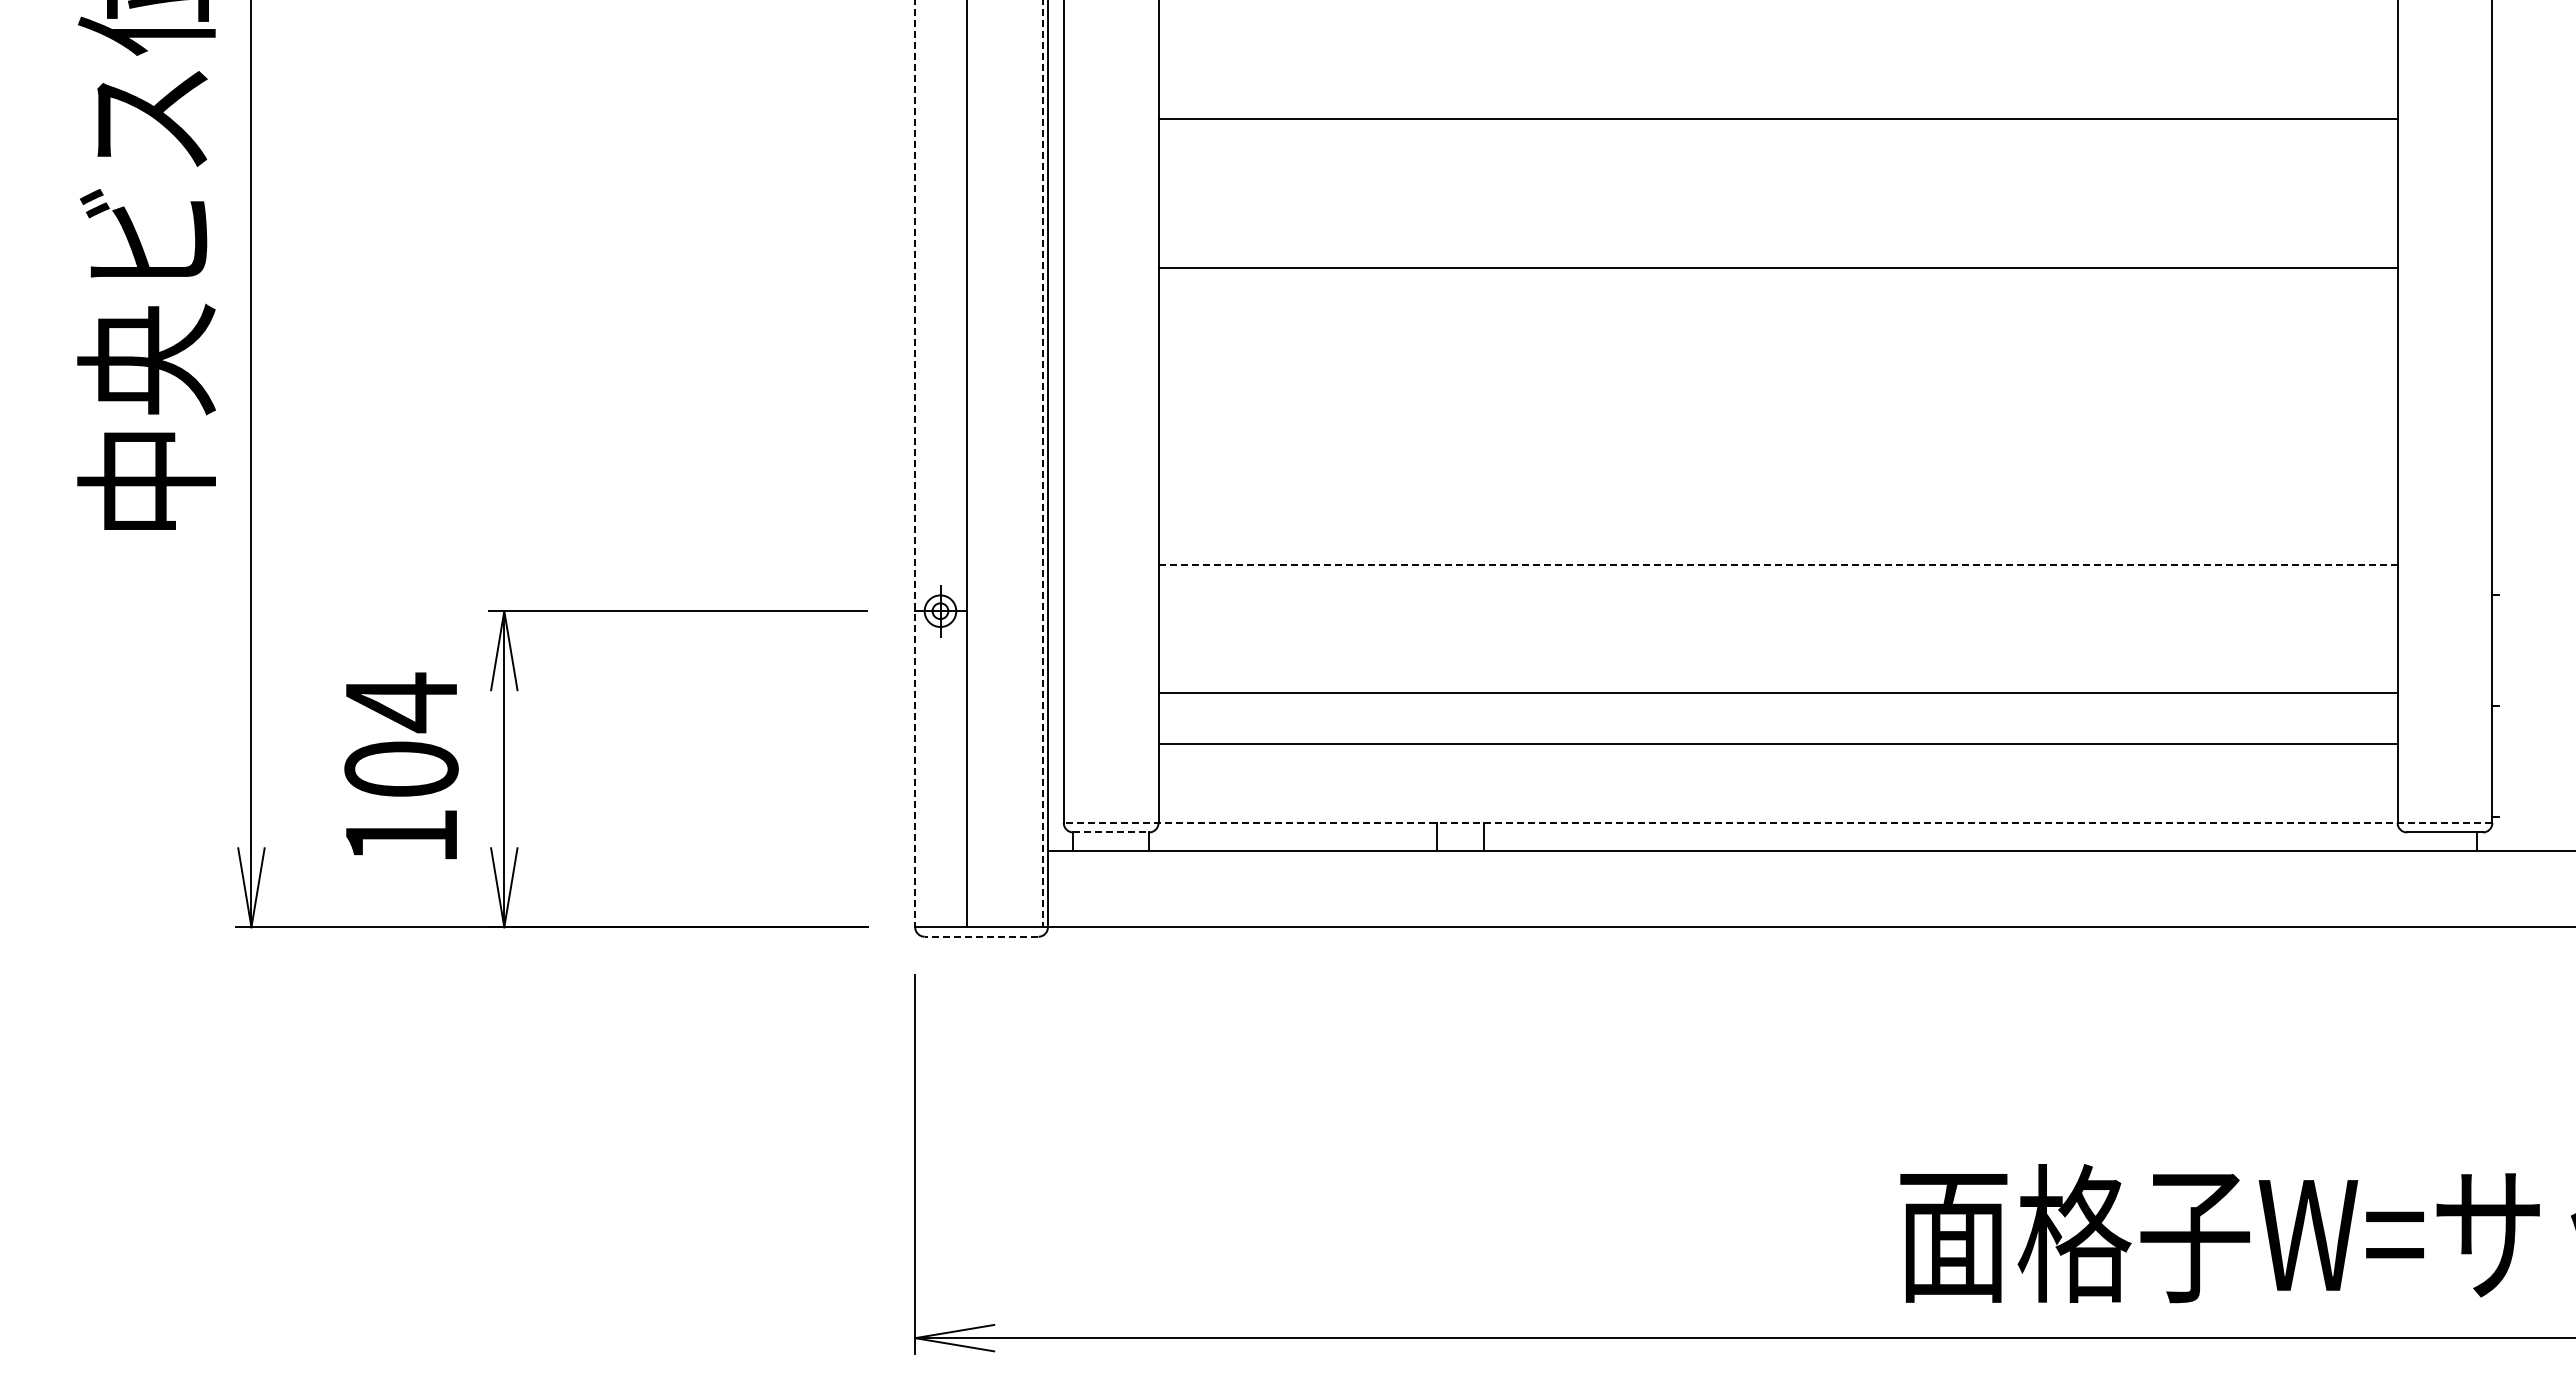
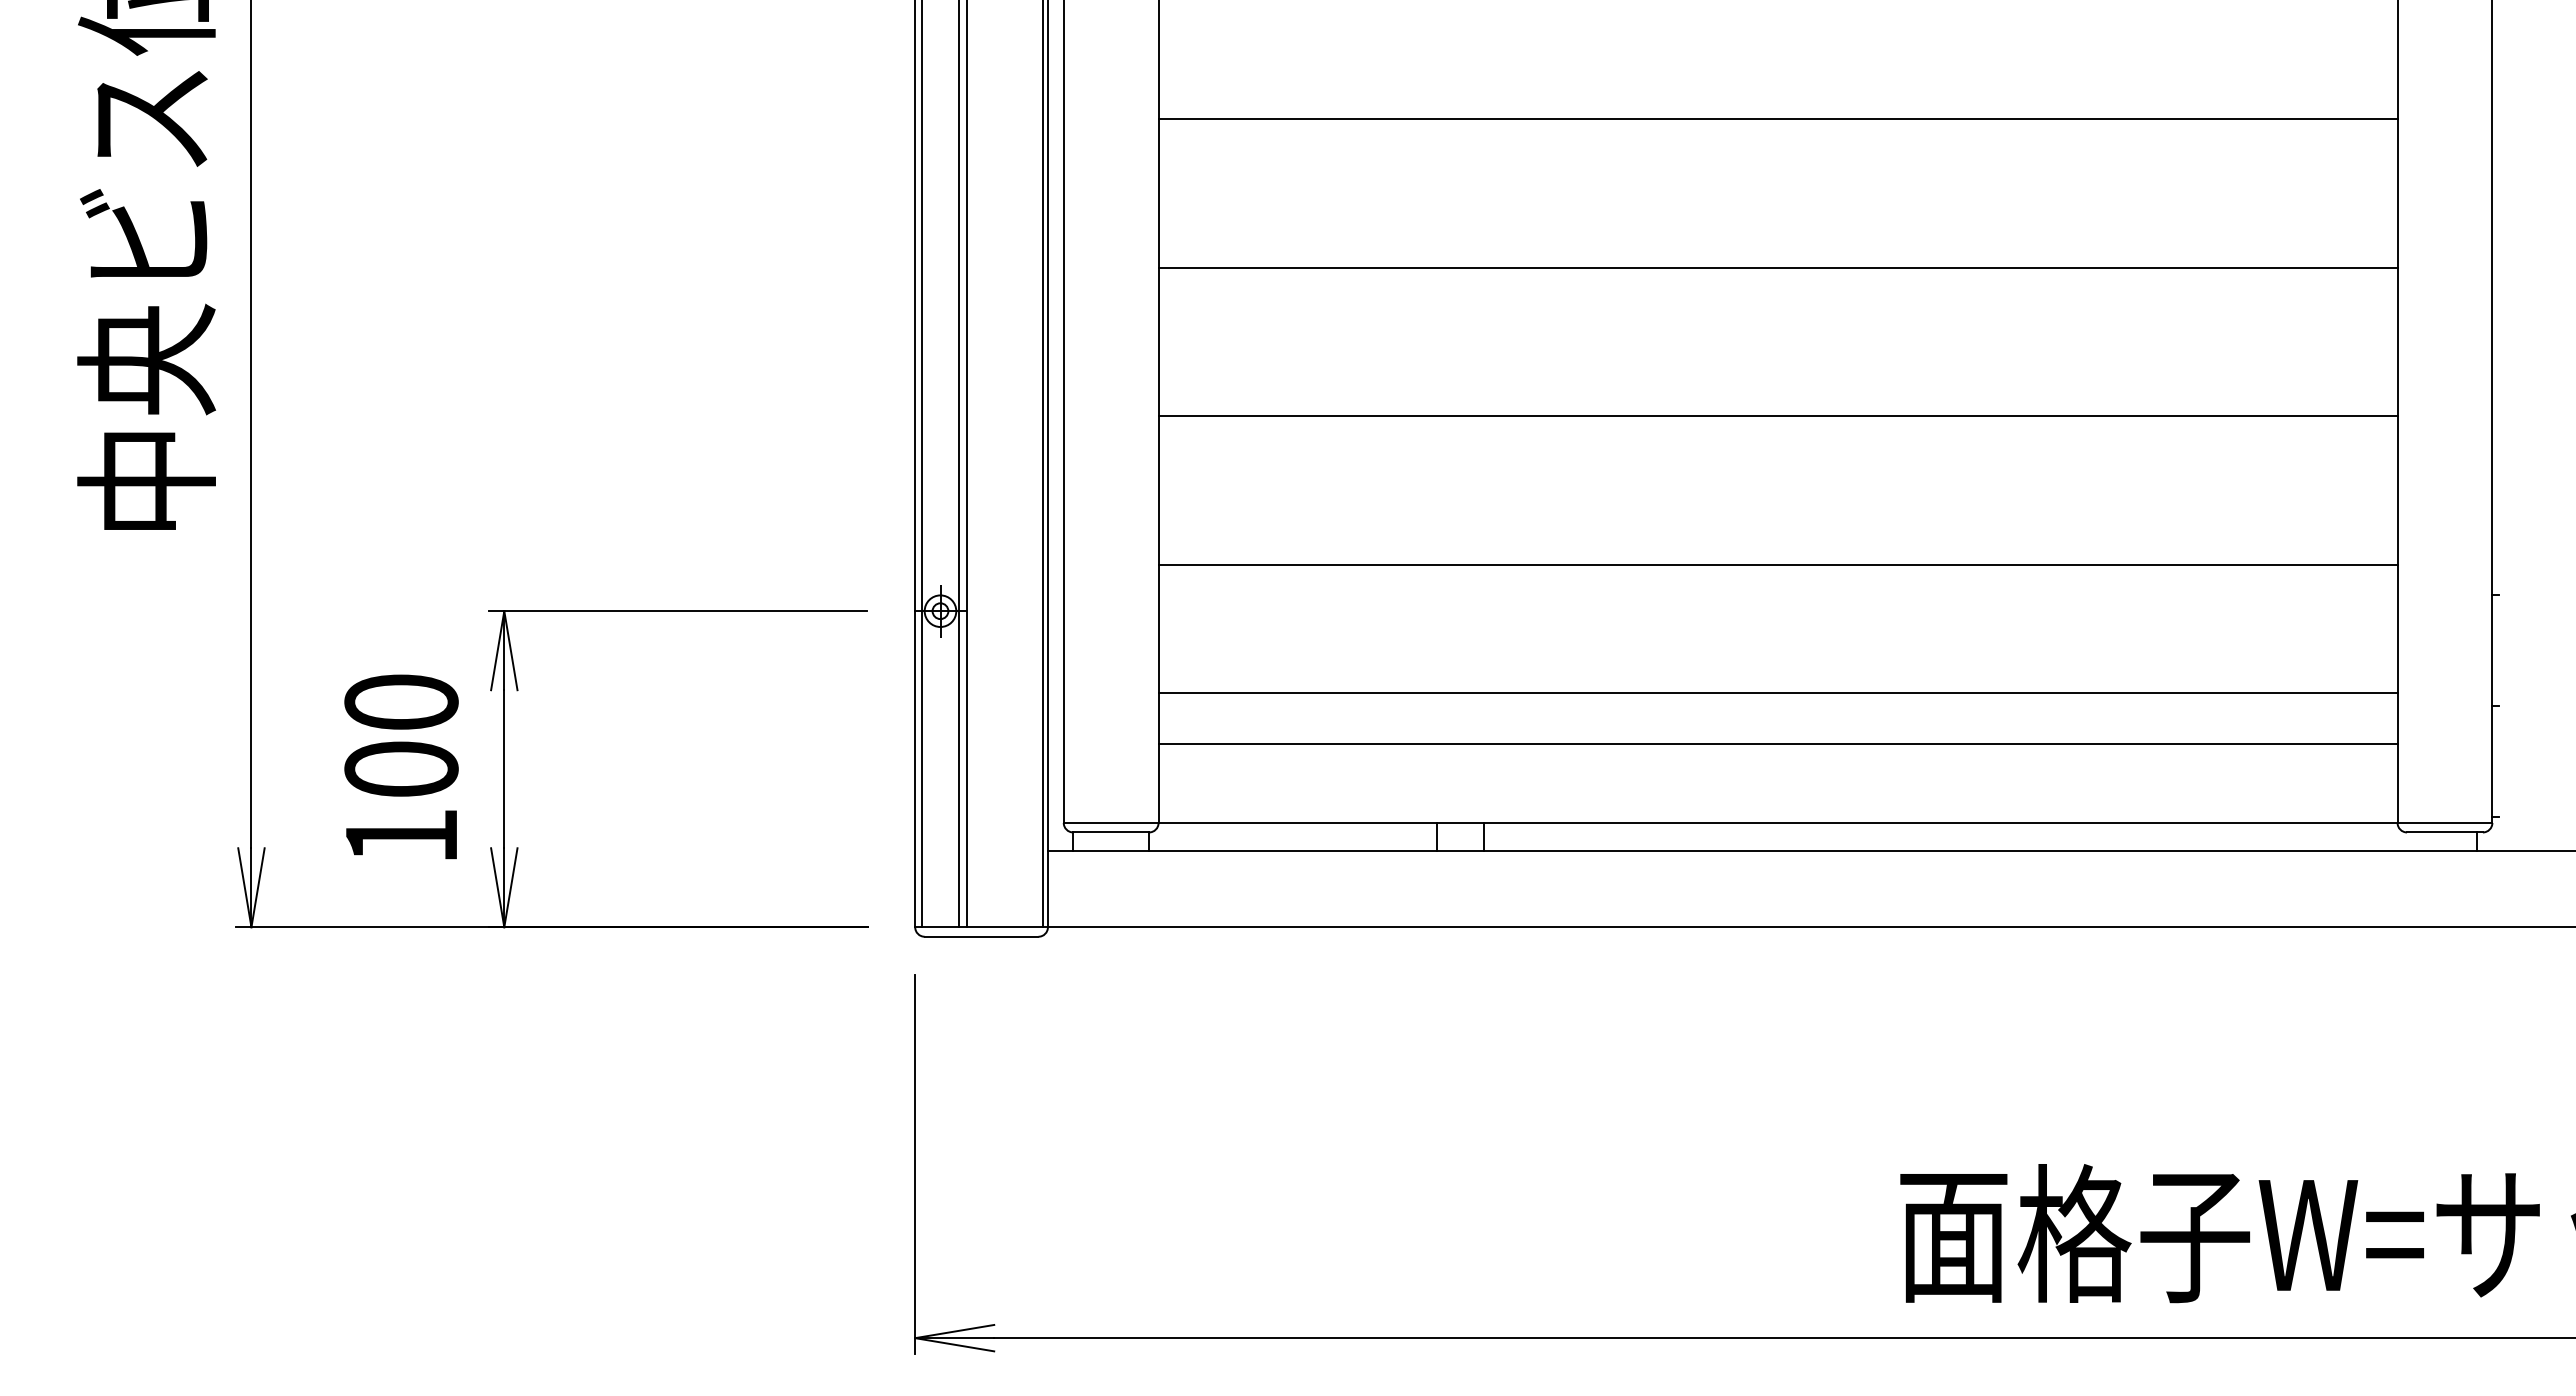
line: none -> present (1777, 416)
line: dashed -> solid (915, 464)
line: none -> present (921, 464)
line: none -> present (959, 464)
line: dashed -> solid (1043, 464)
line: dashed -> solid (1778, 565)
text: 104 -> 100 (401, 702)
line: dashed -> solid (1777, 822)
line: dashed -> solid (1111, 832)
line: dashed -> solid (981, 936)
